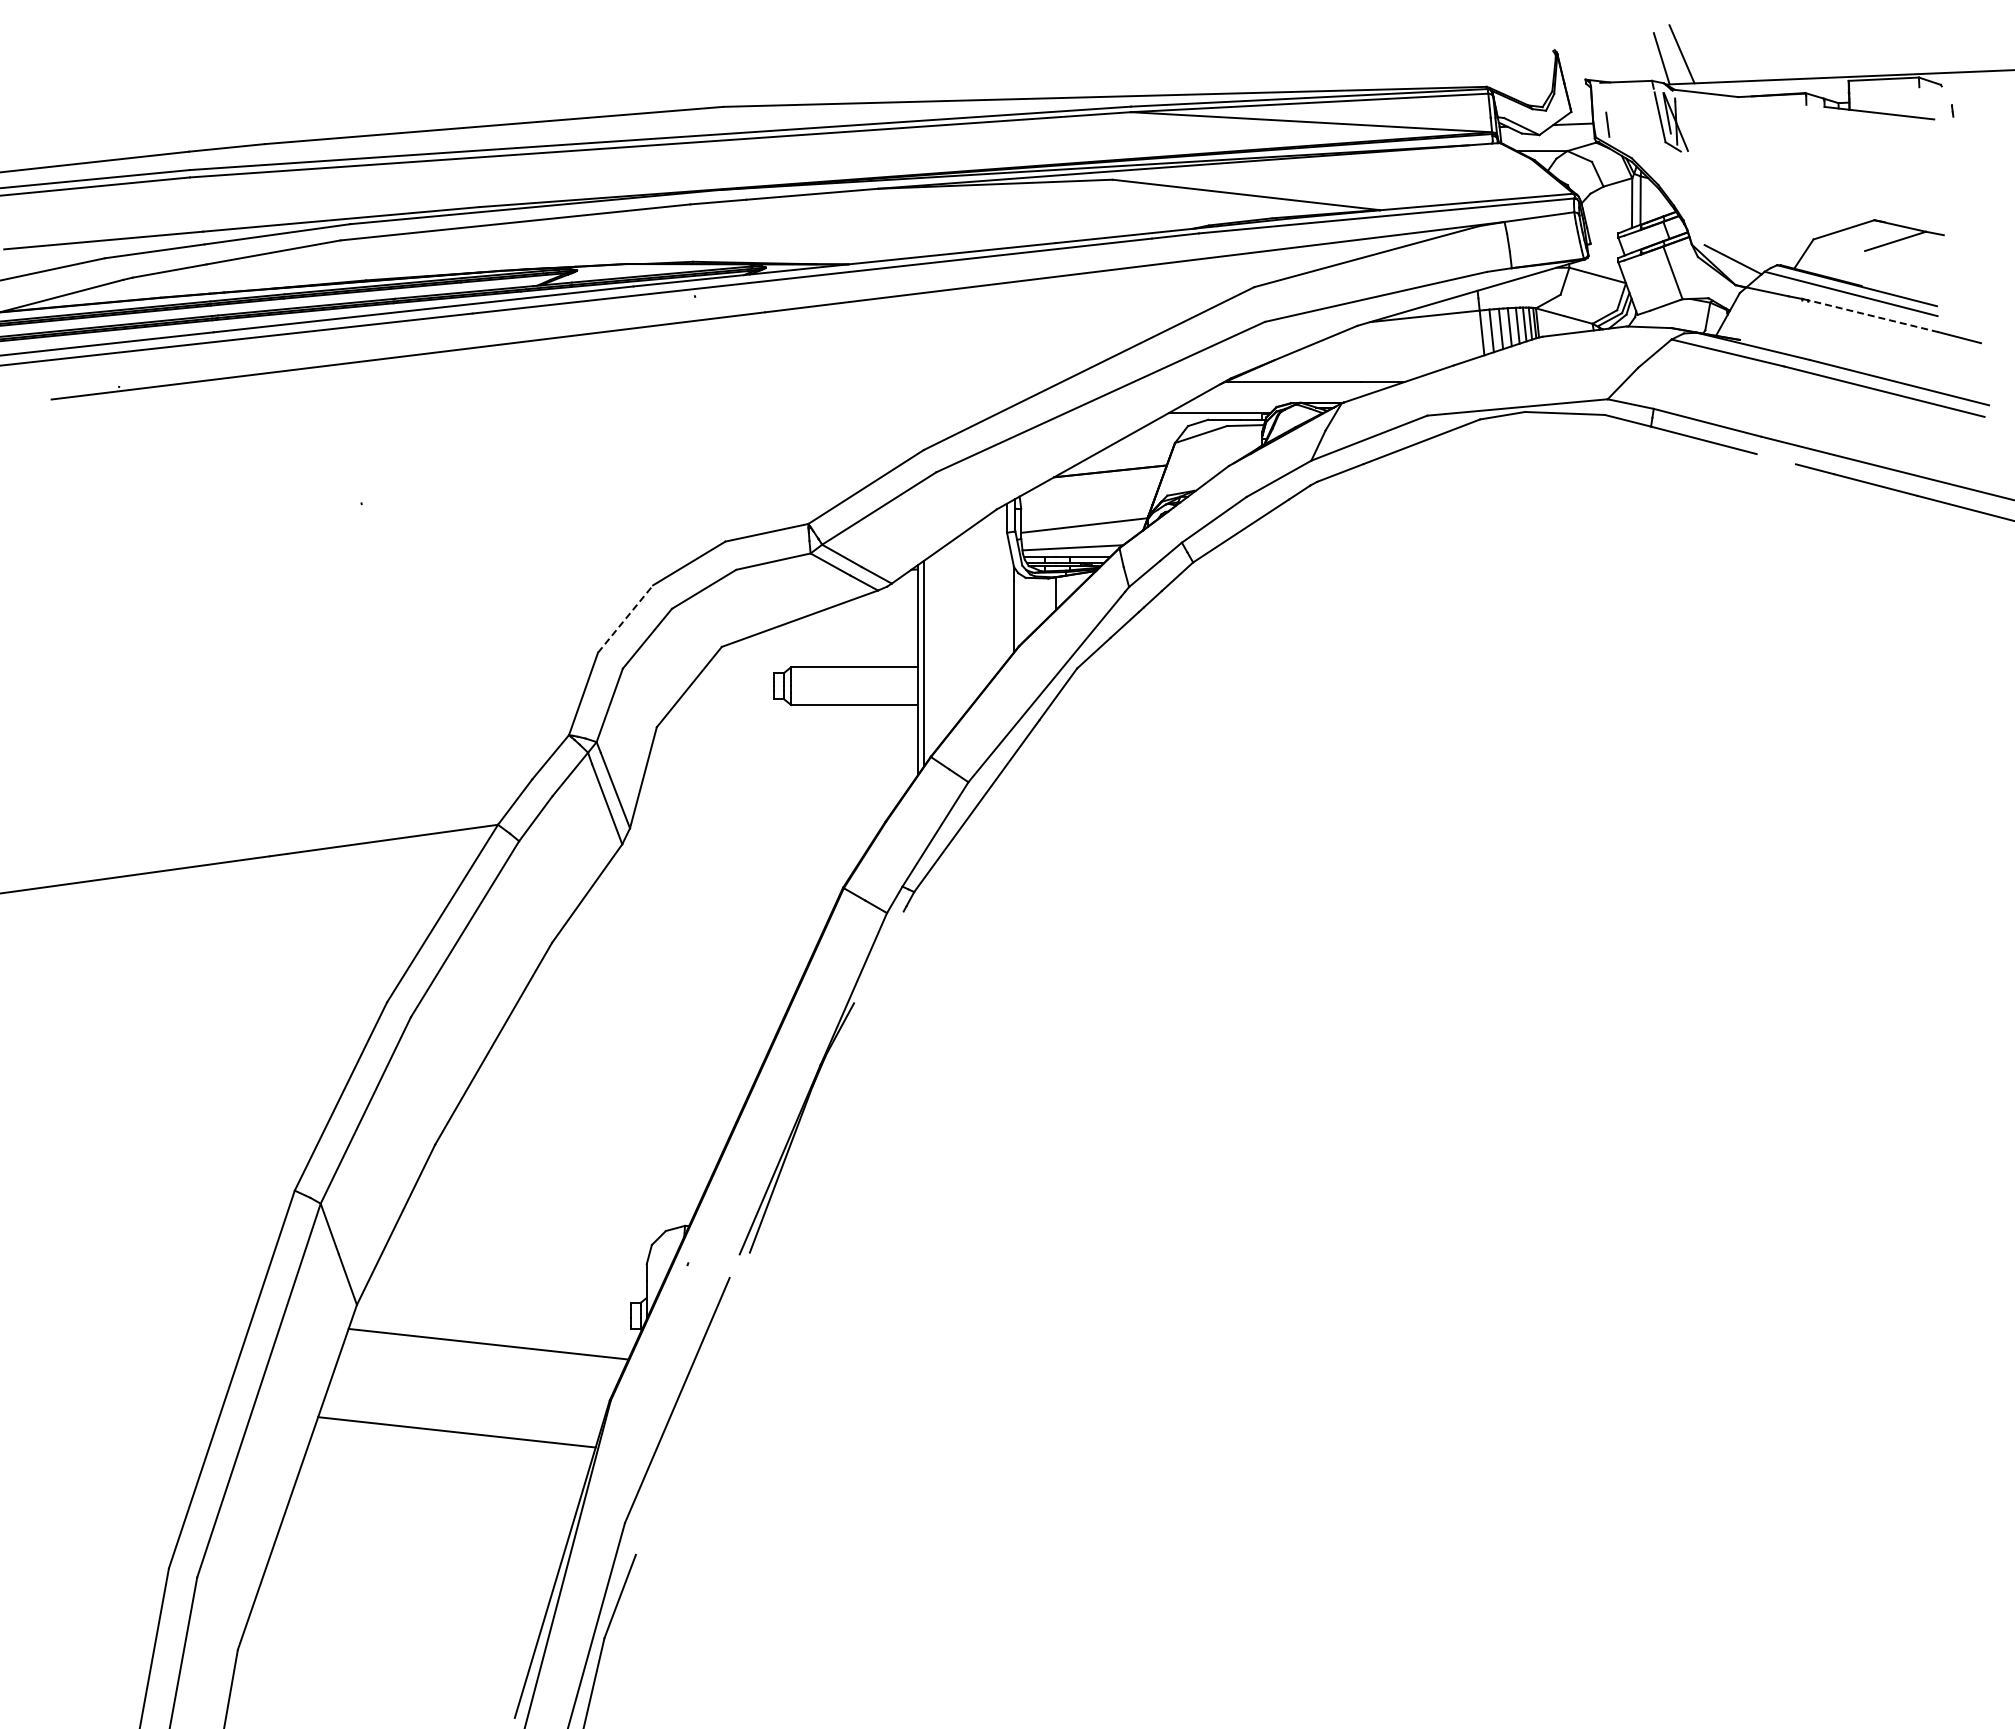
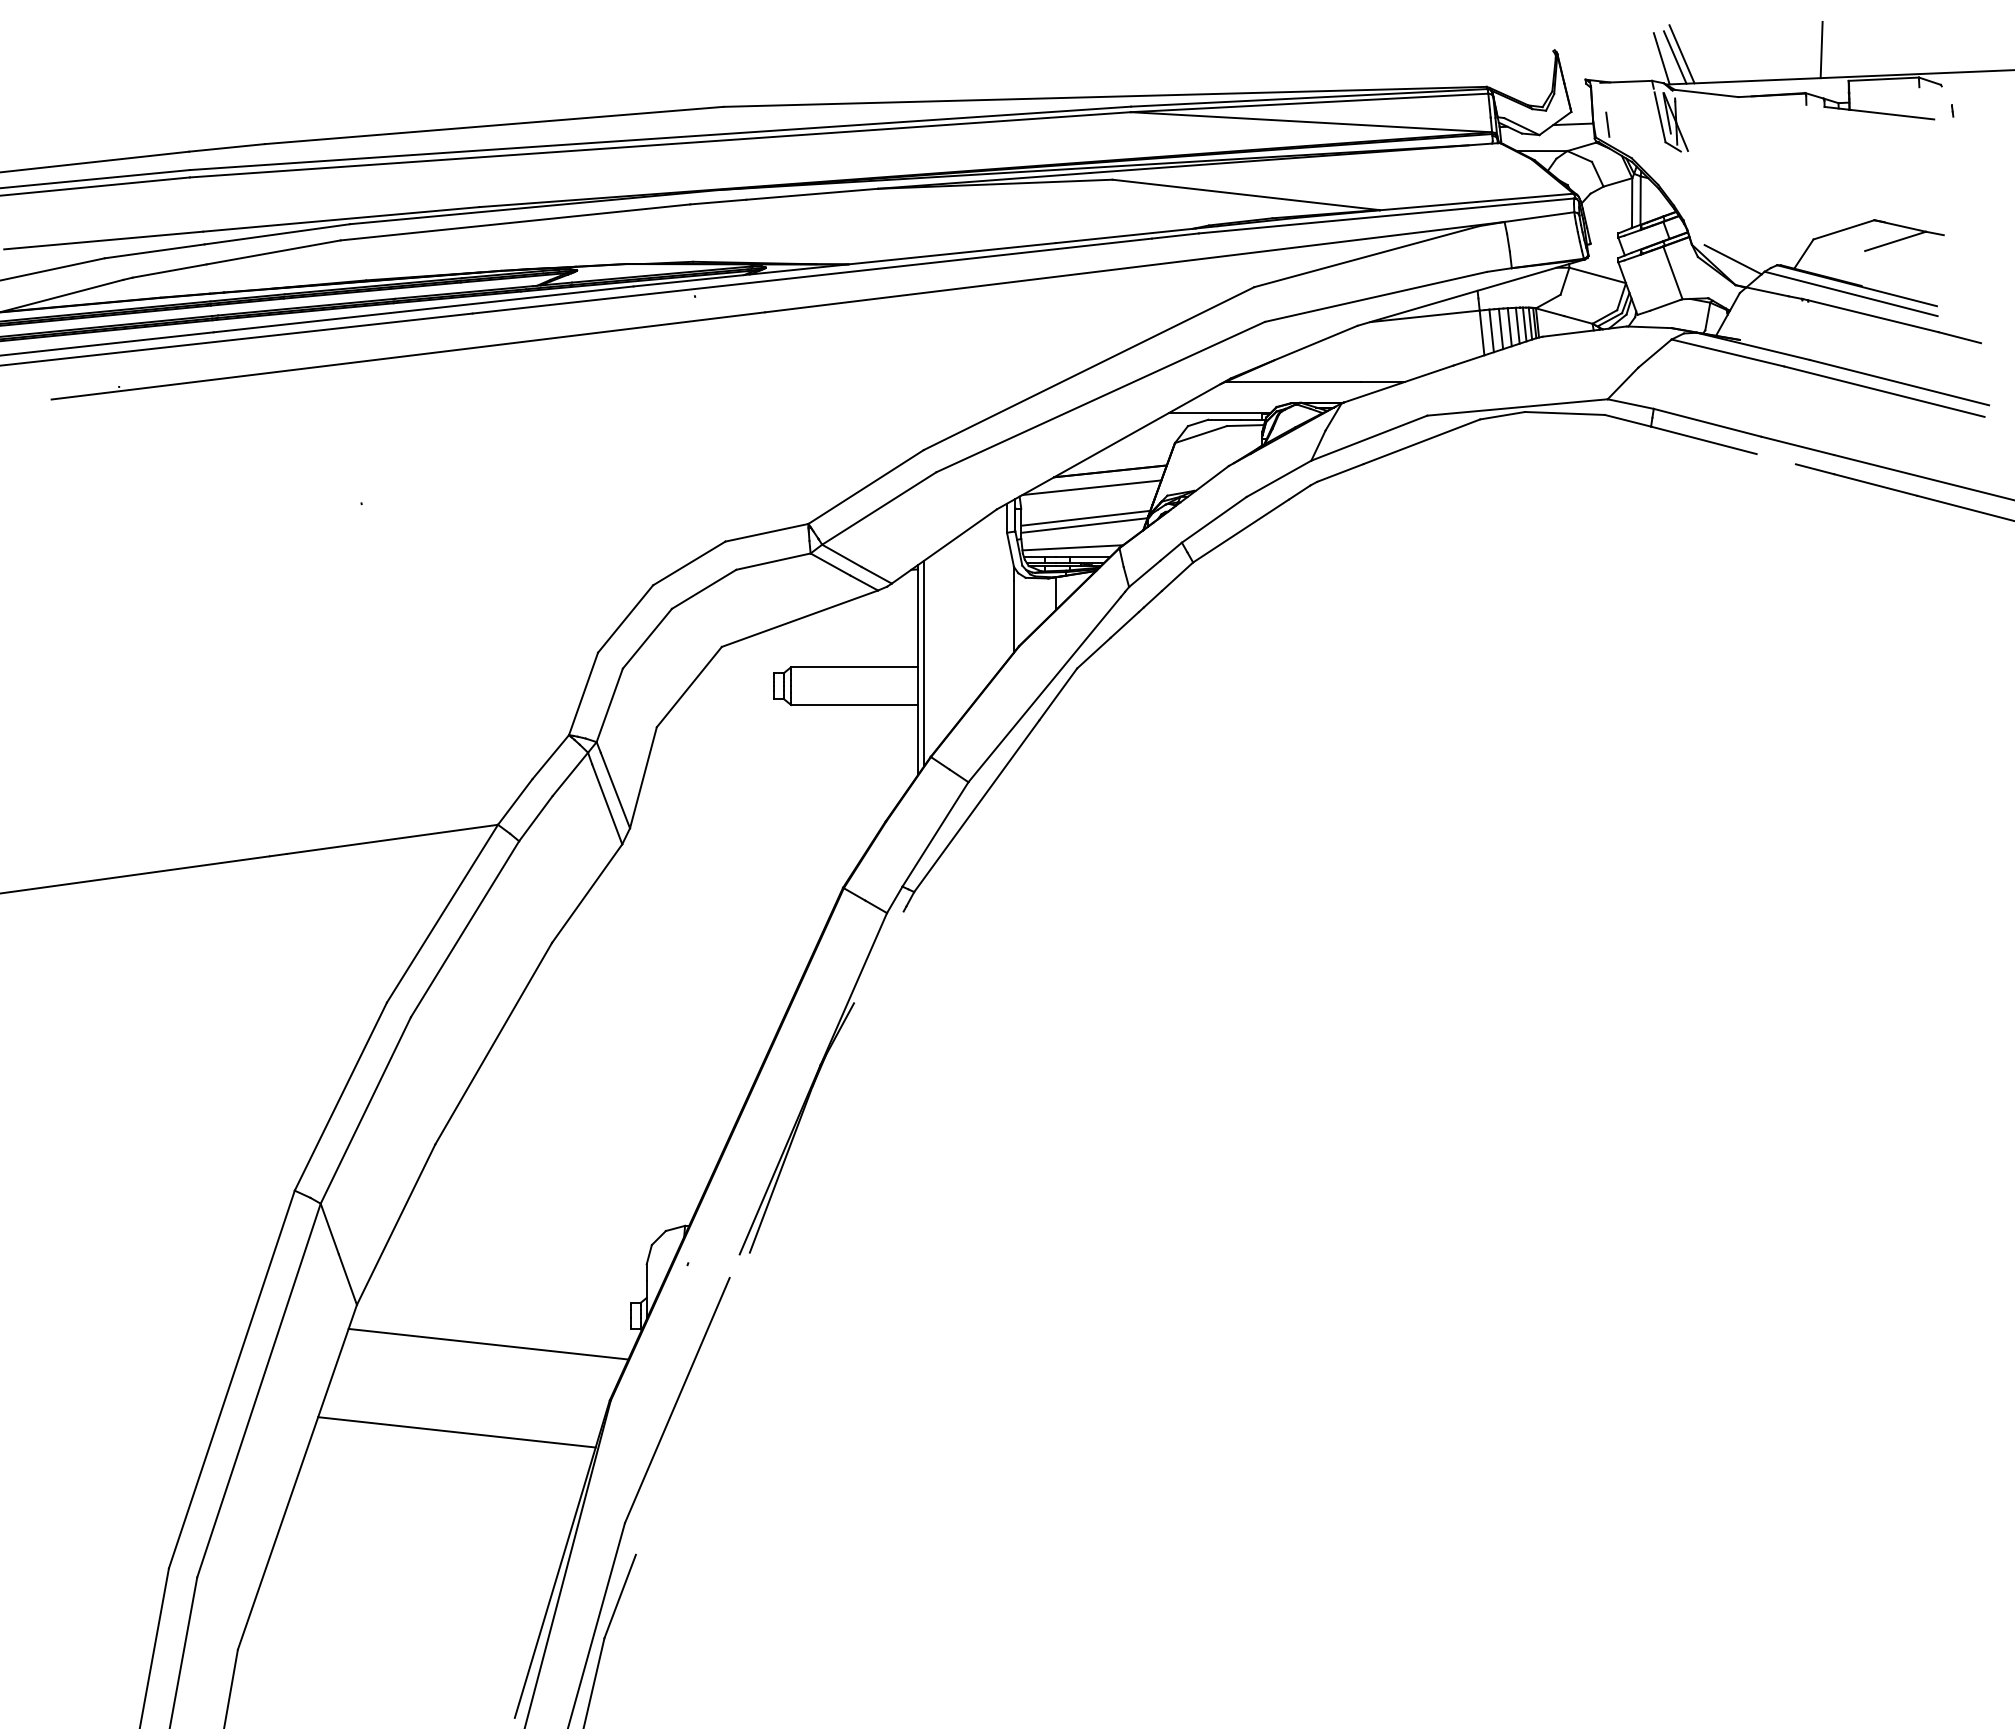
line: none -> present (1821, 49)
line: none -> present (1674, 57)
line: dashed -> solid (1872, 316)
line: none -> present (1091, 487)
line: none -> present (1085, 517)
line: dashed -> solid (625, 619)
